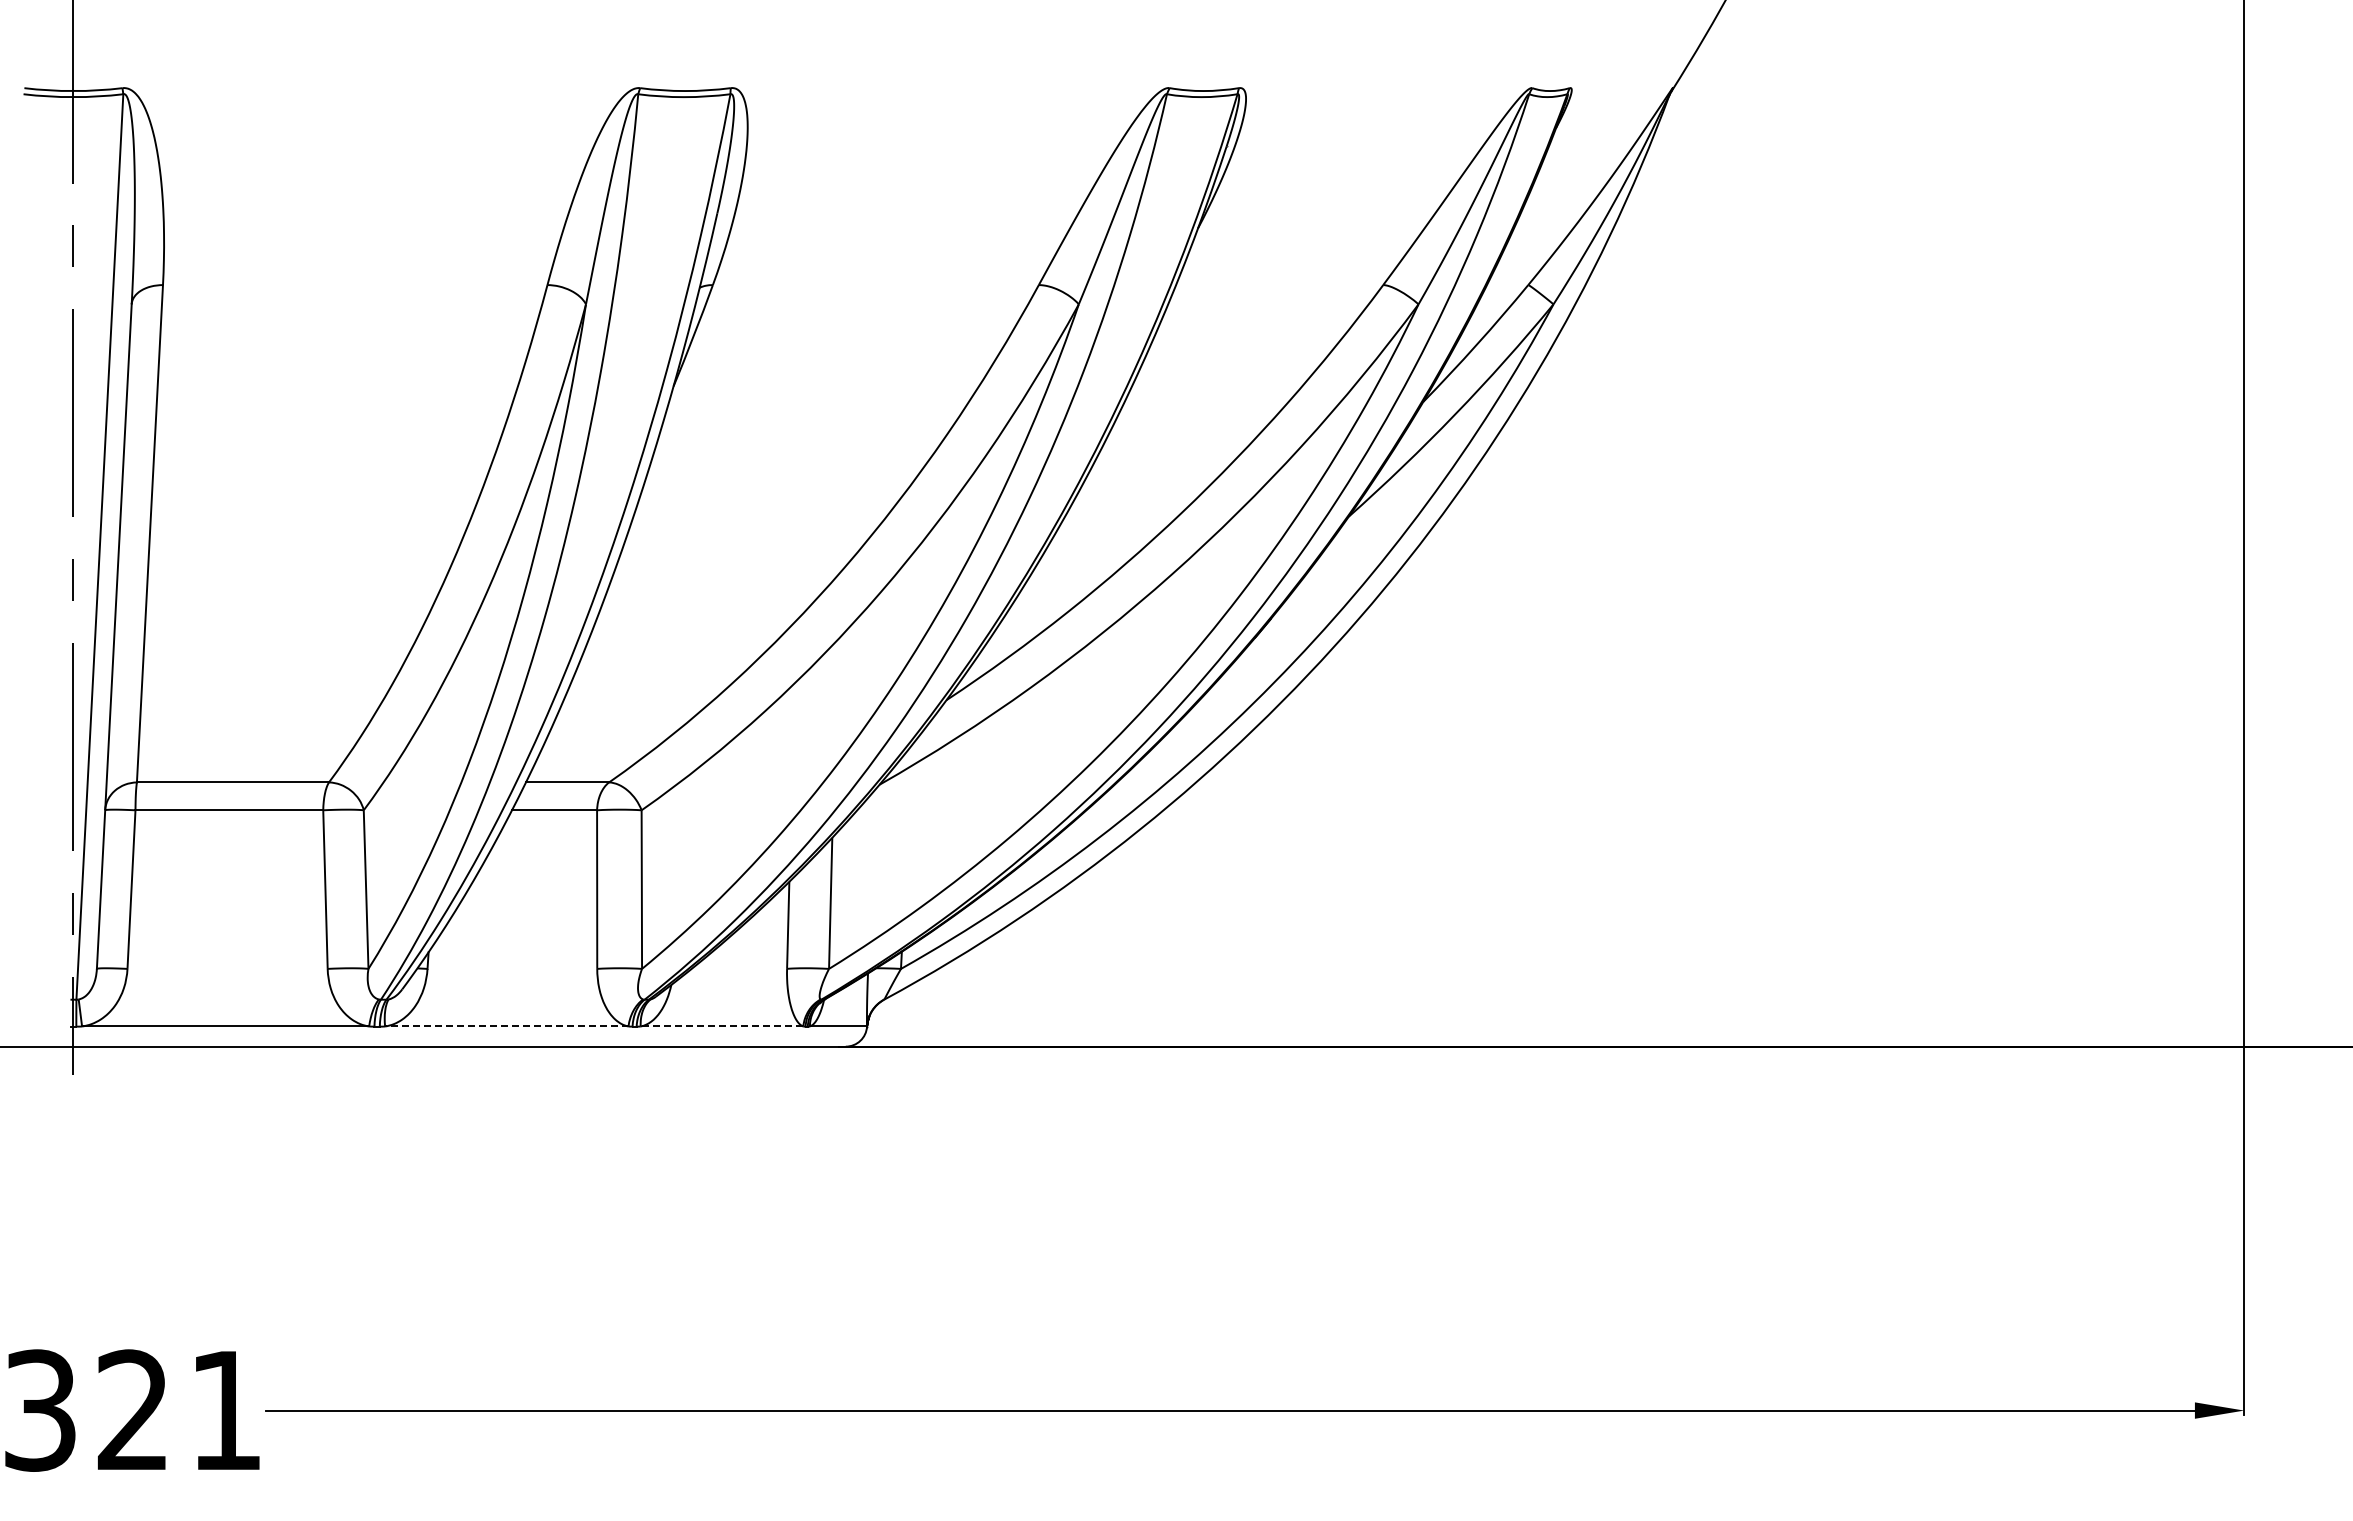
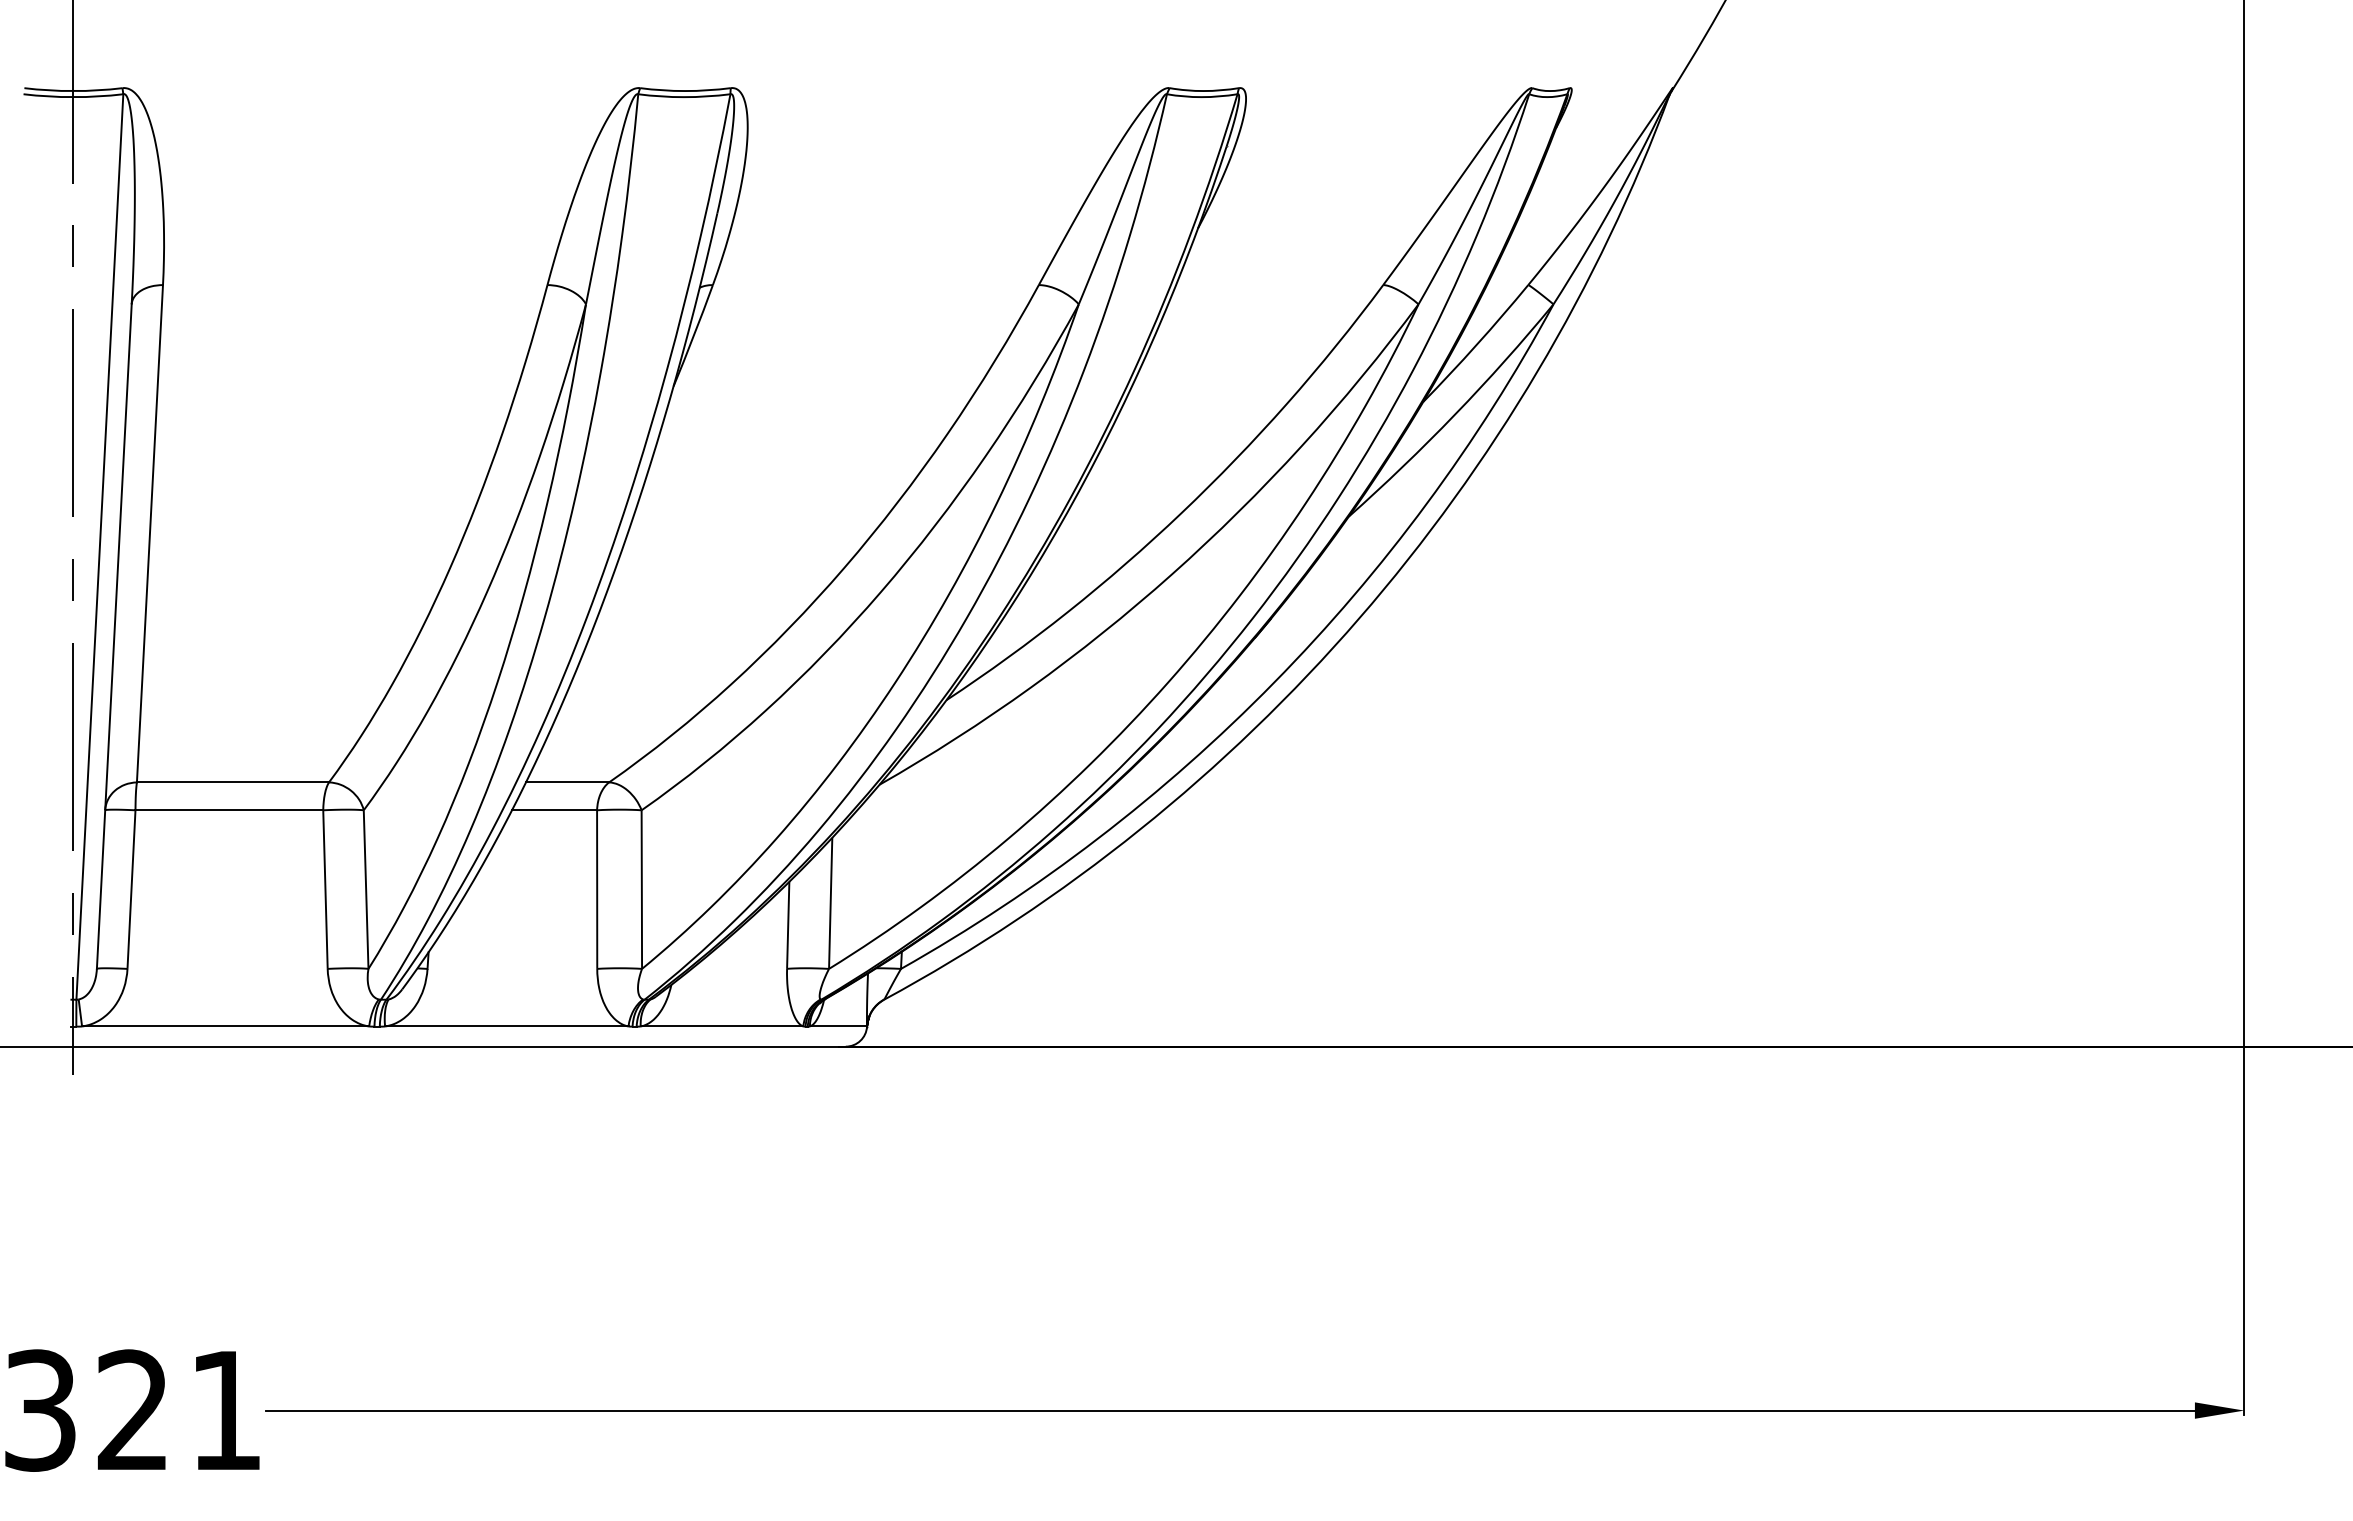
line: dashed -> solid (506, 1026)
line: dashed -> solid (721, 1026)
